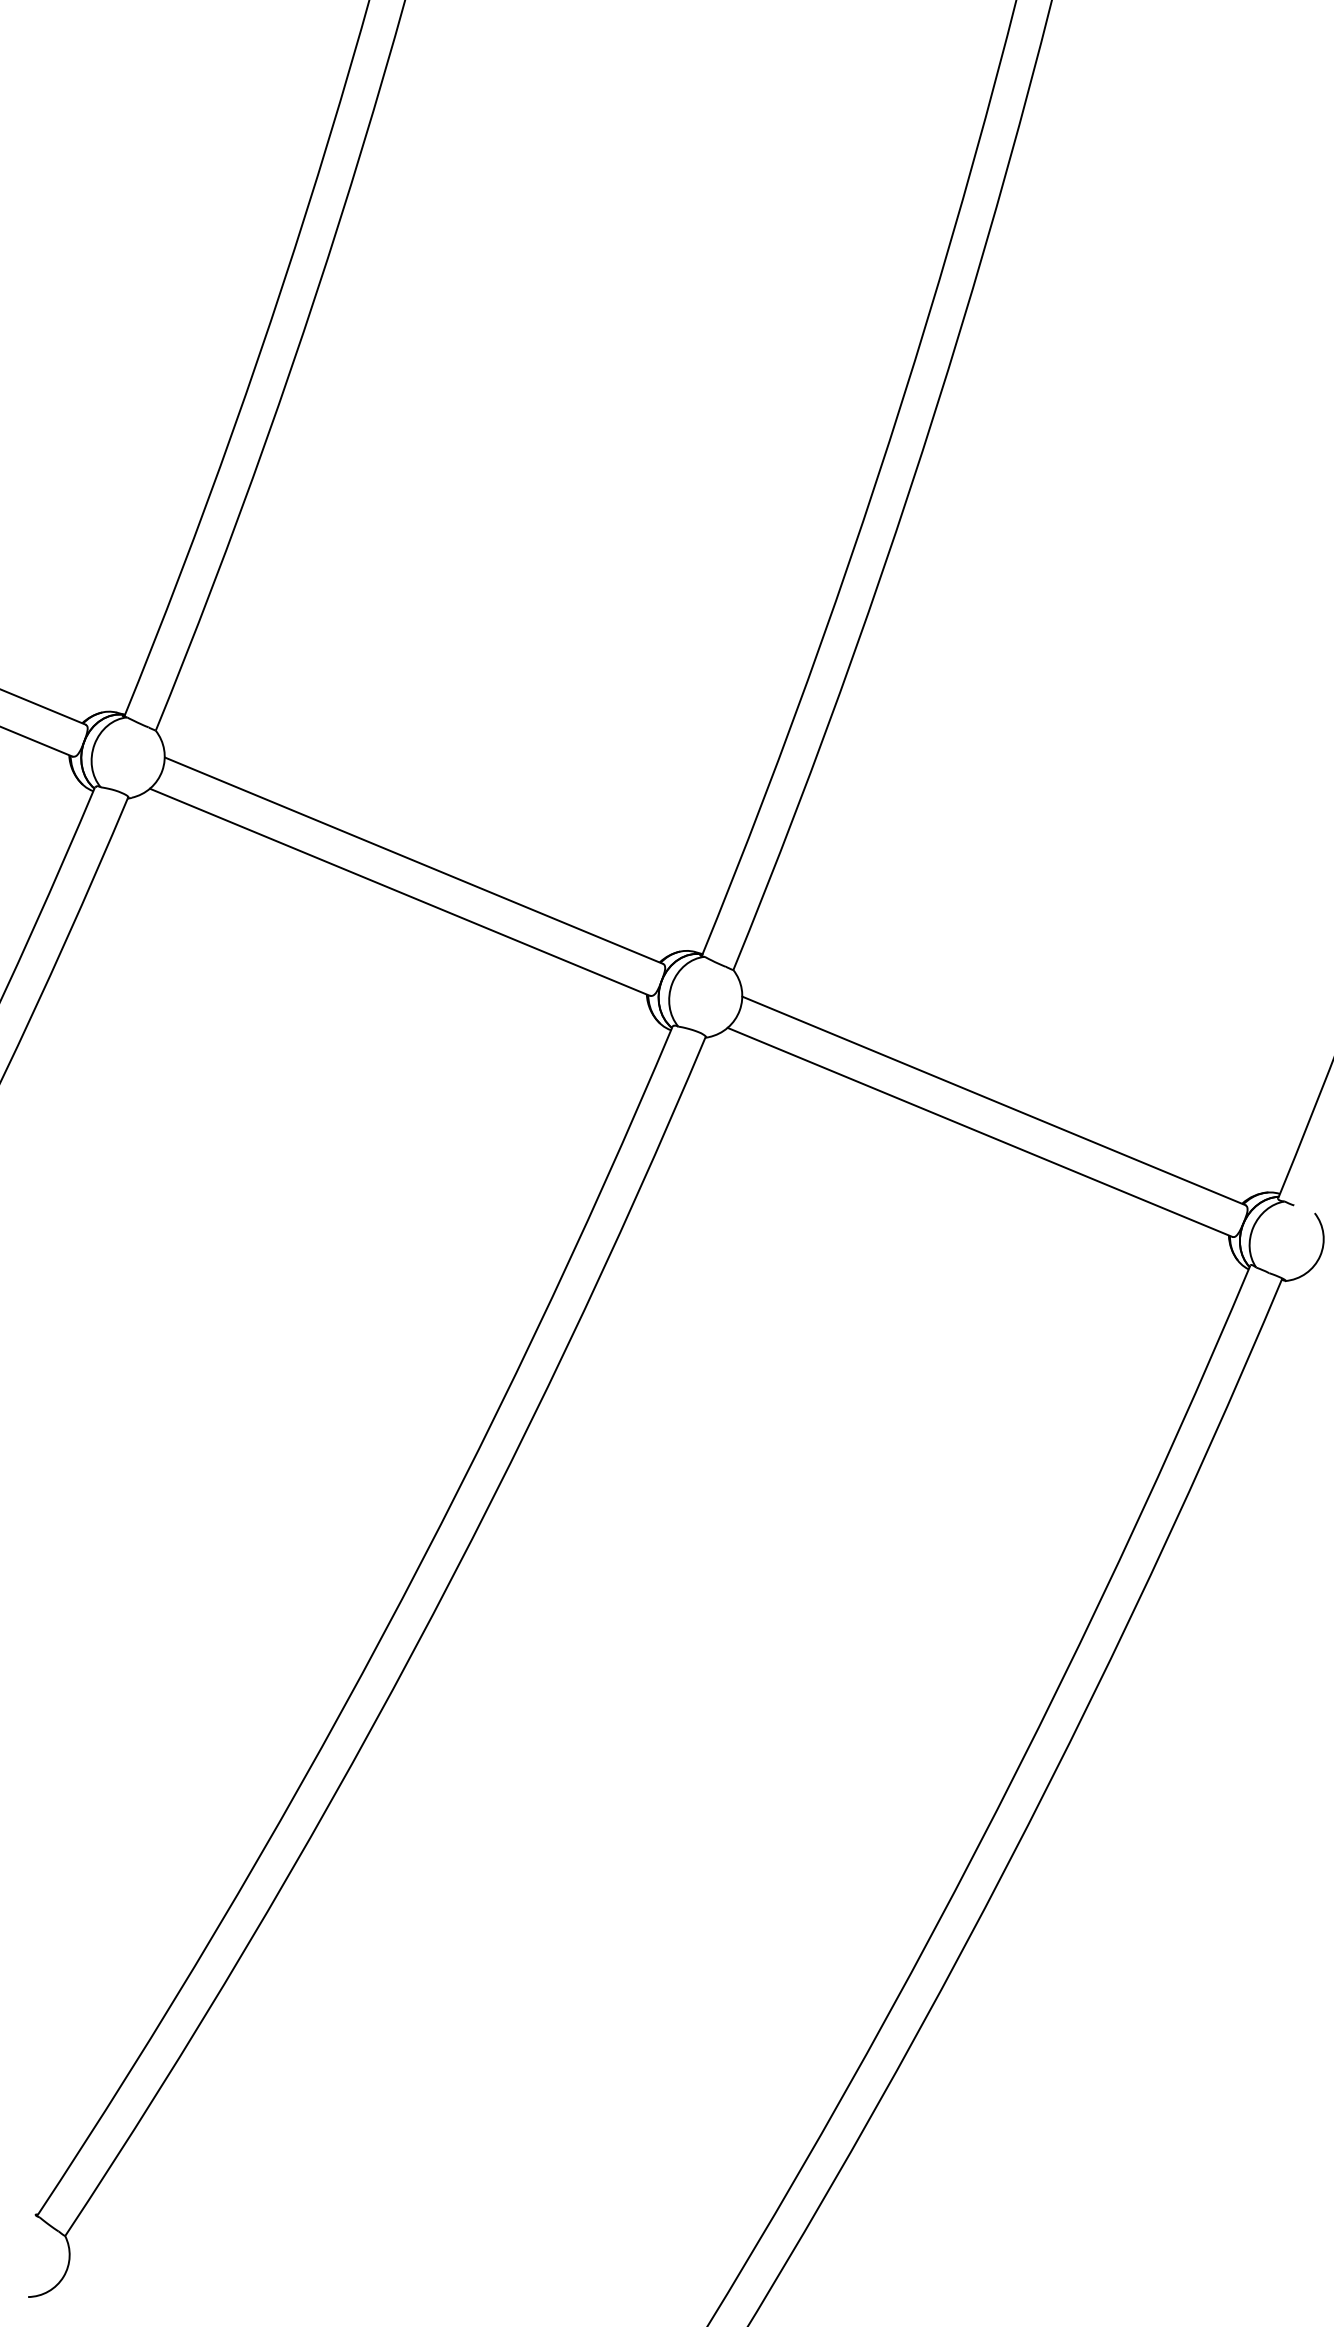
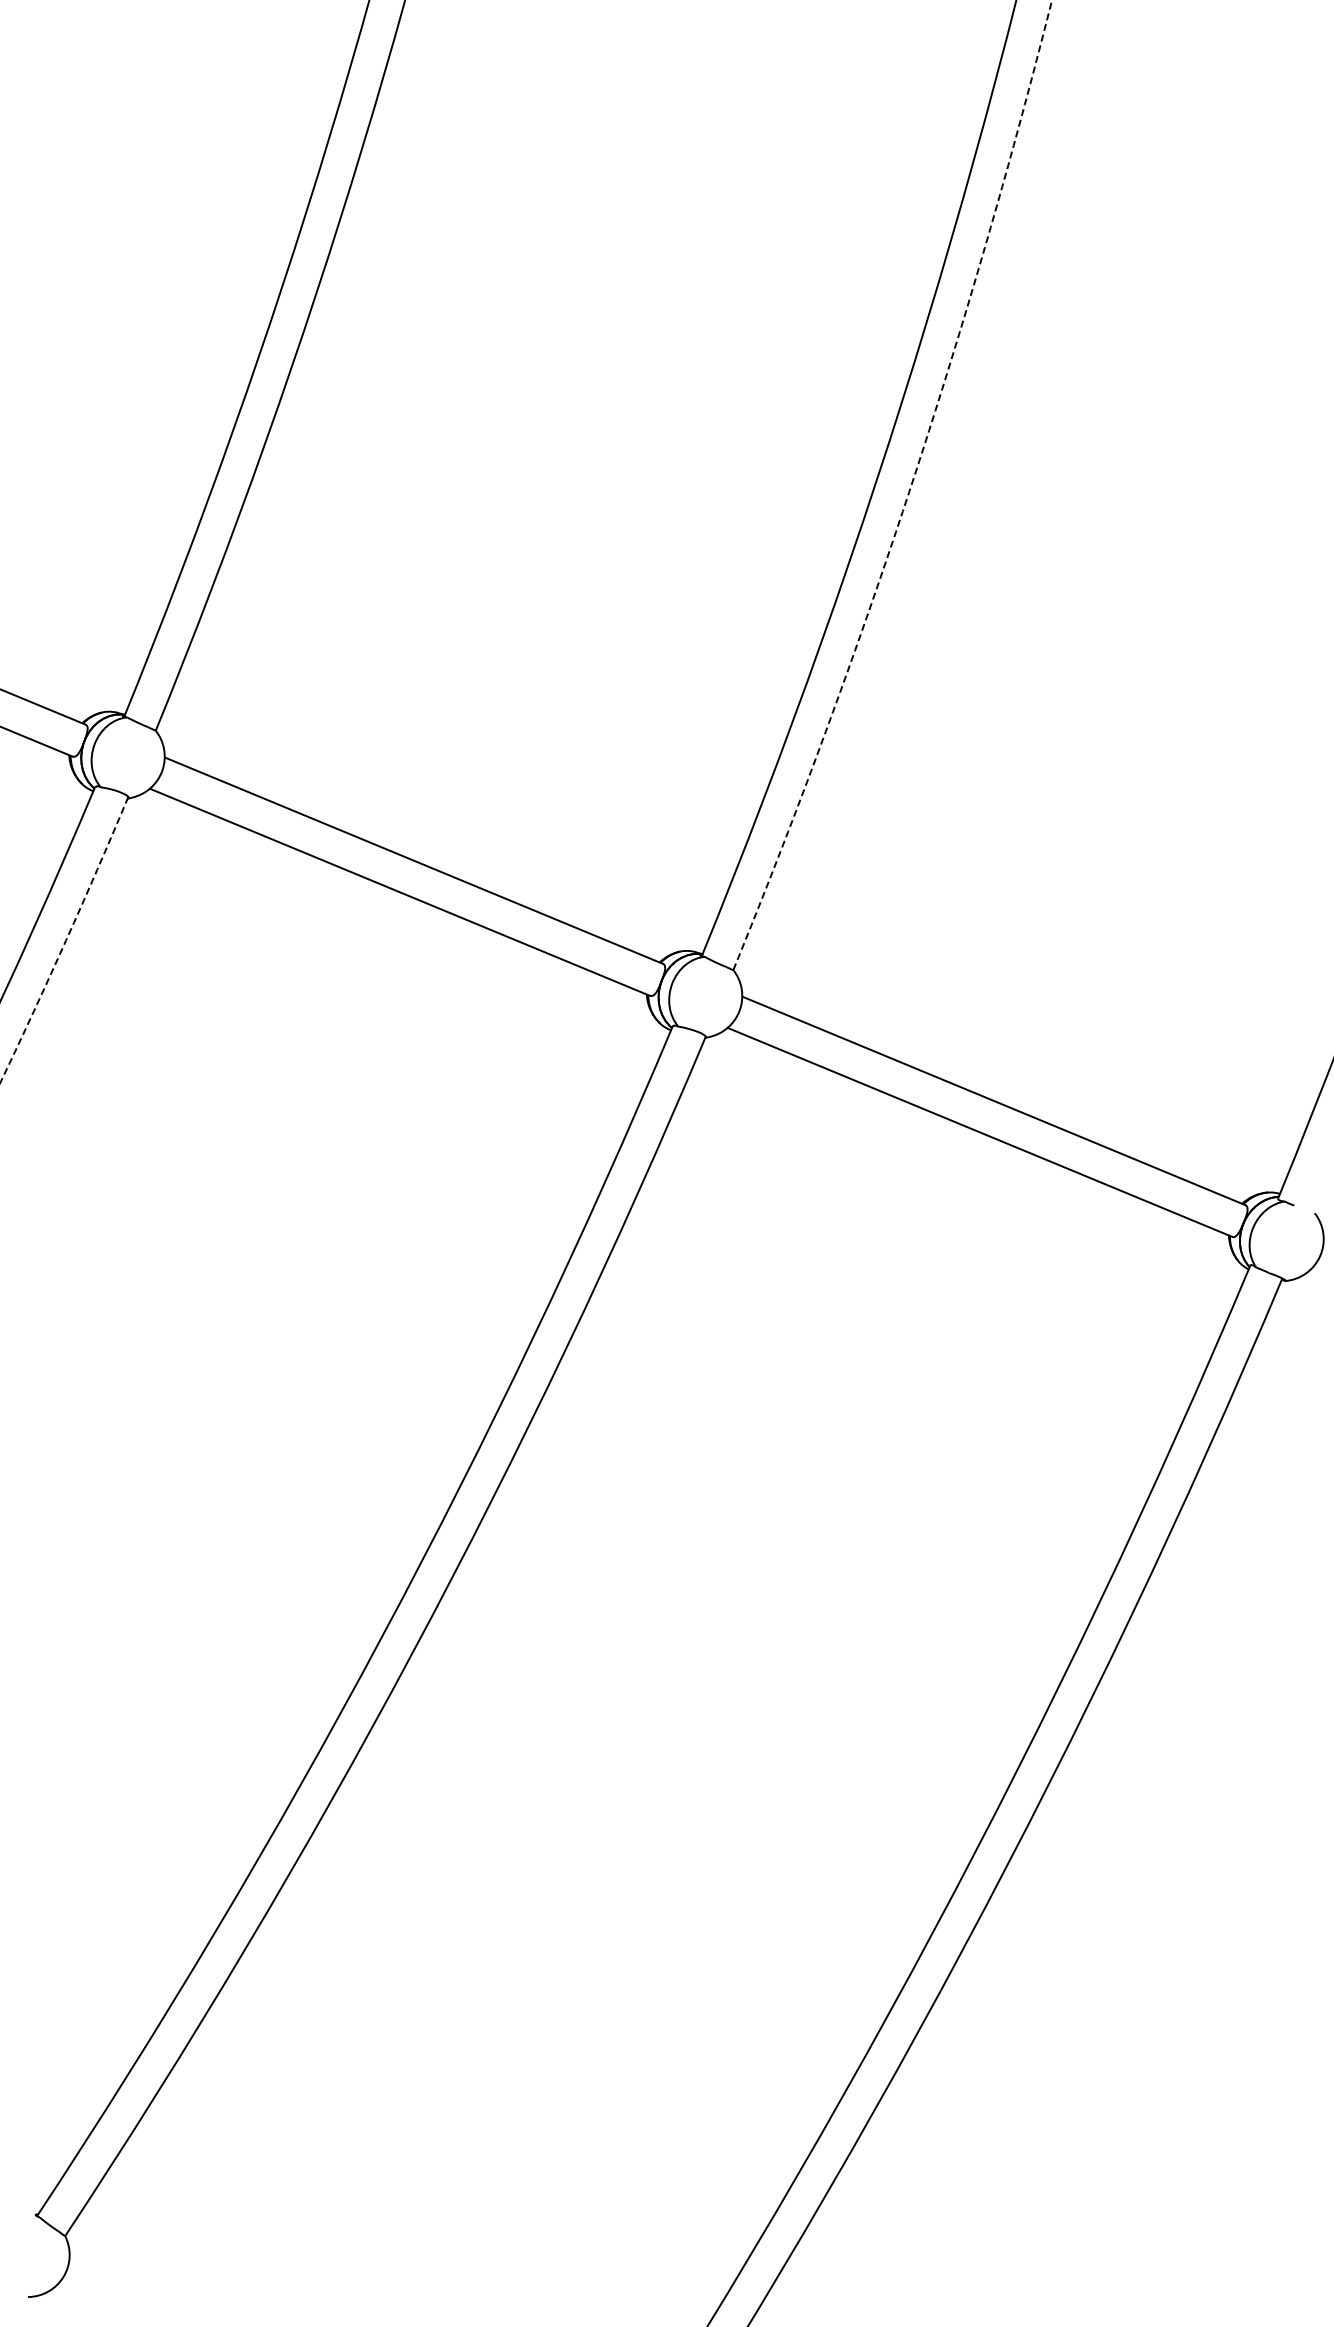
arc: solid -> dashed (909, 491)
arc: solid -> dashed (65, 941)
